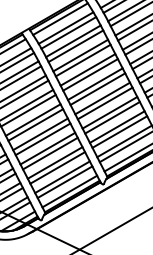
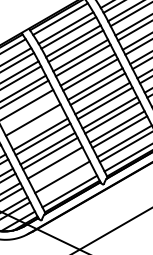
line: present -> none (28, 109)
line: present -> none (35, 124)
line: present -> none (57, 167)
line: present -> none (64, 182)
